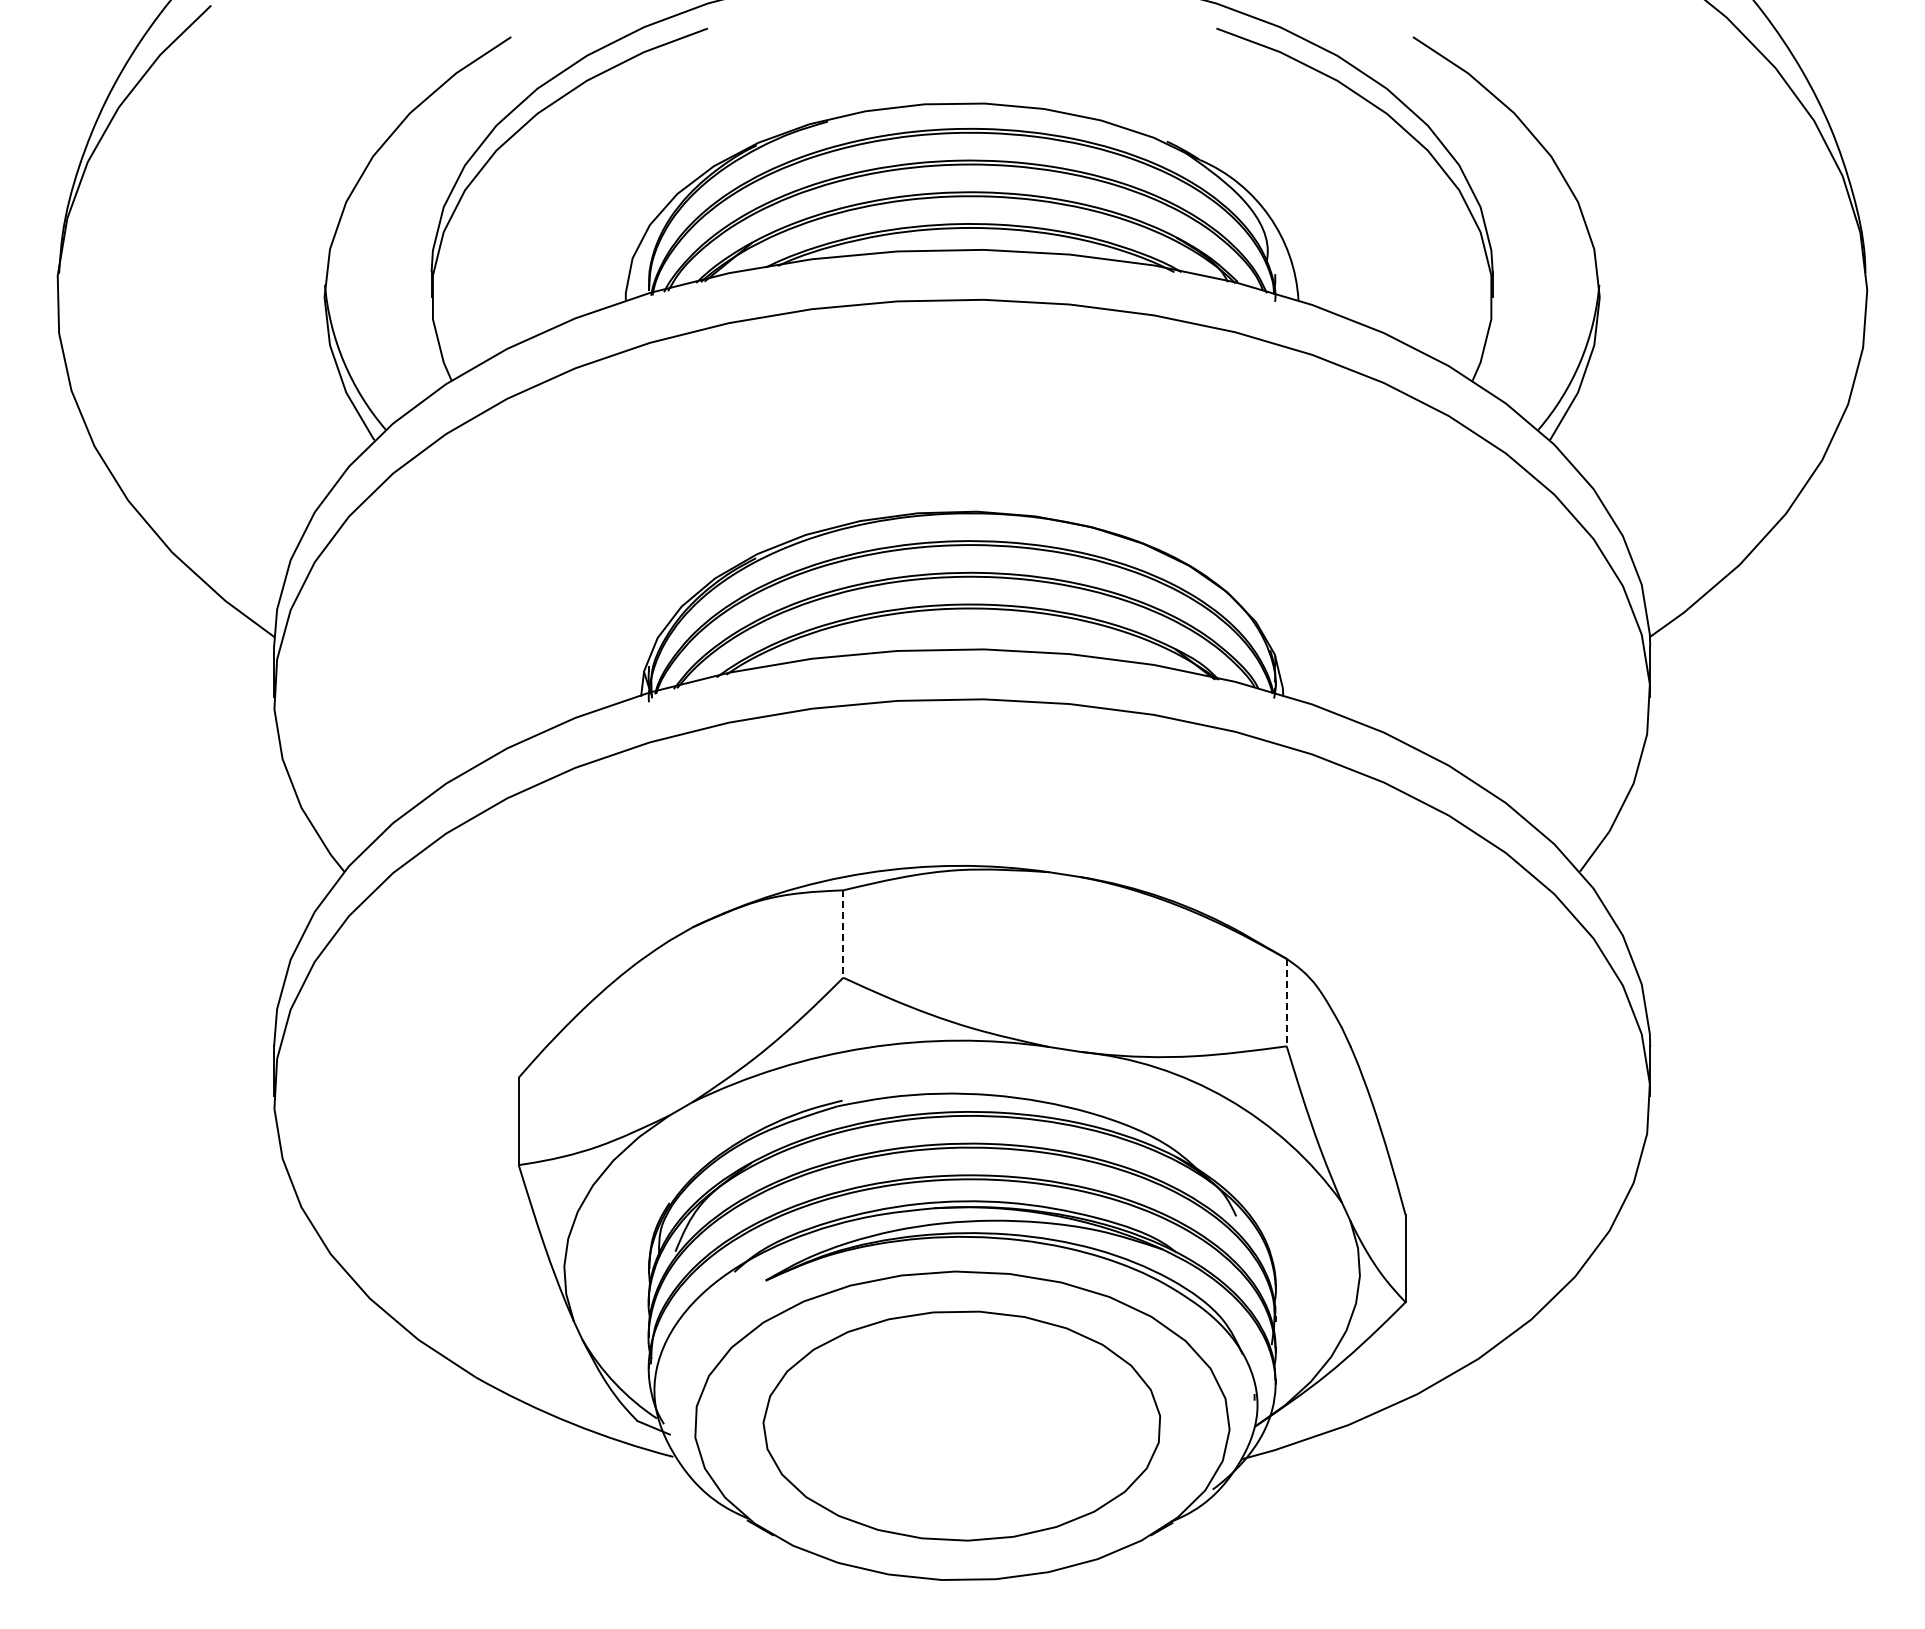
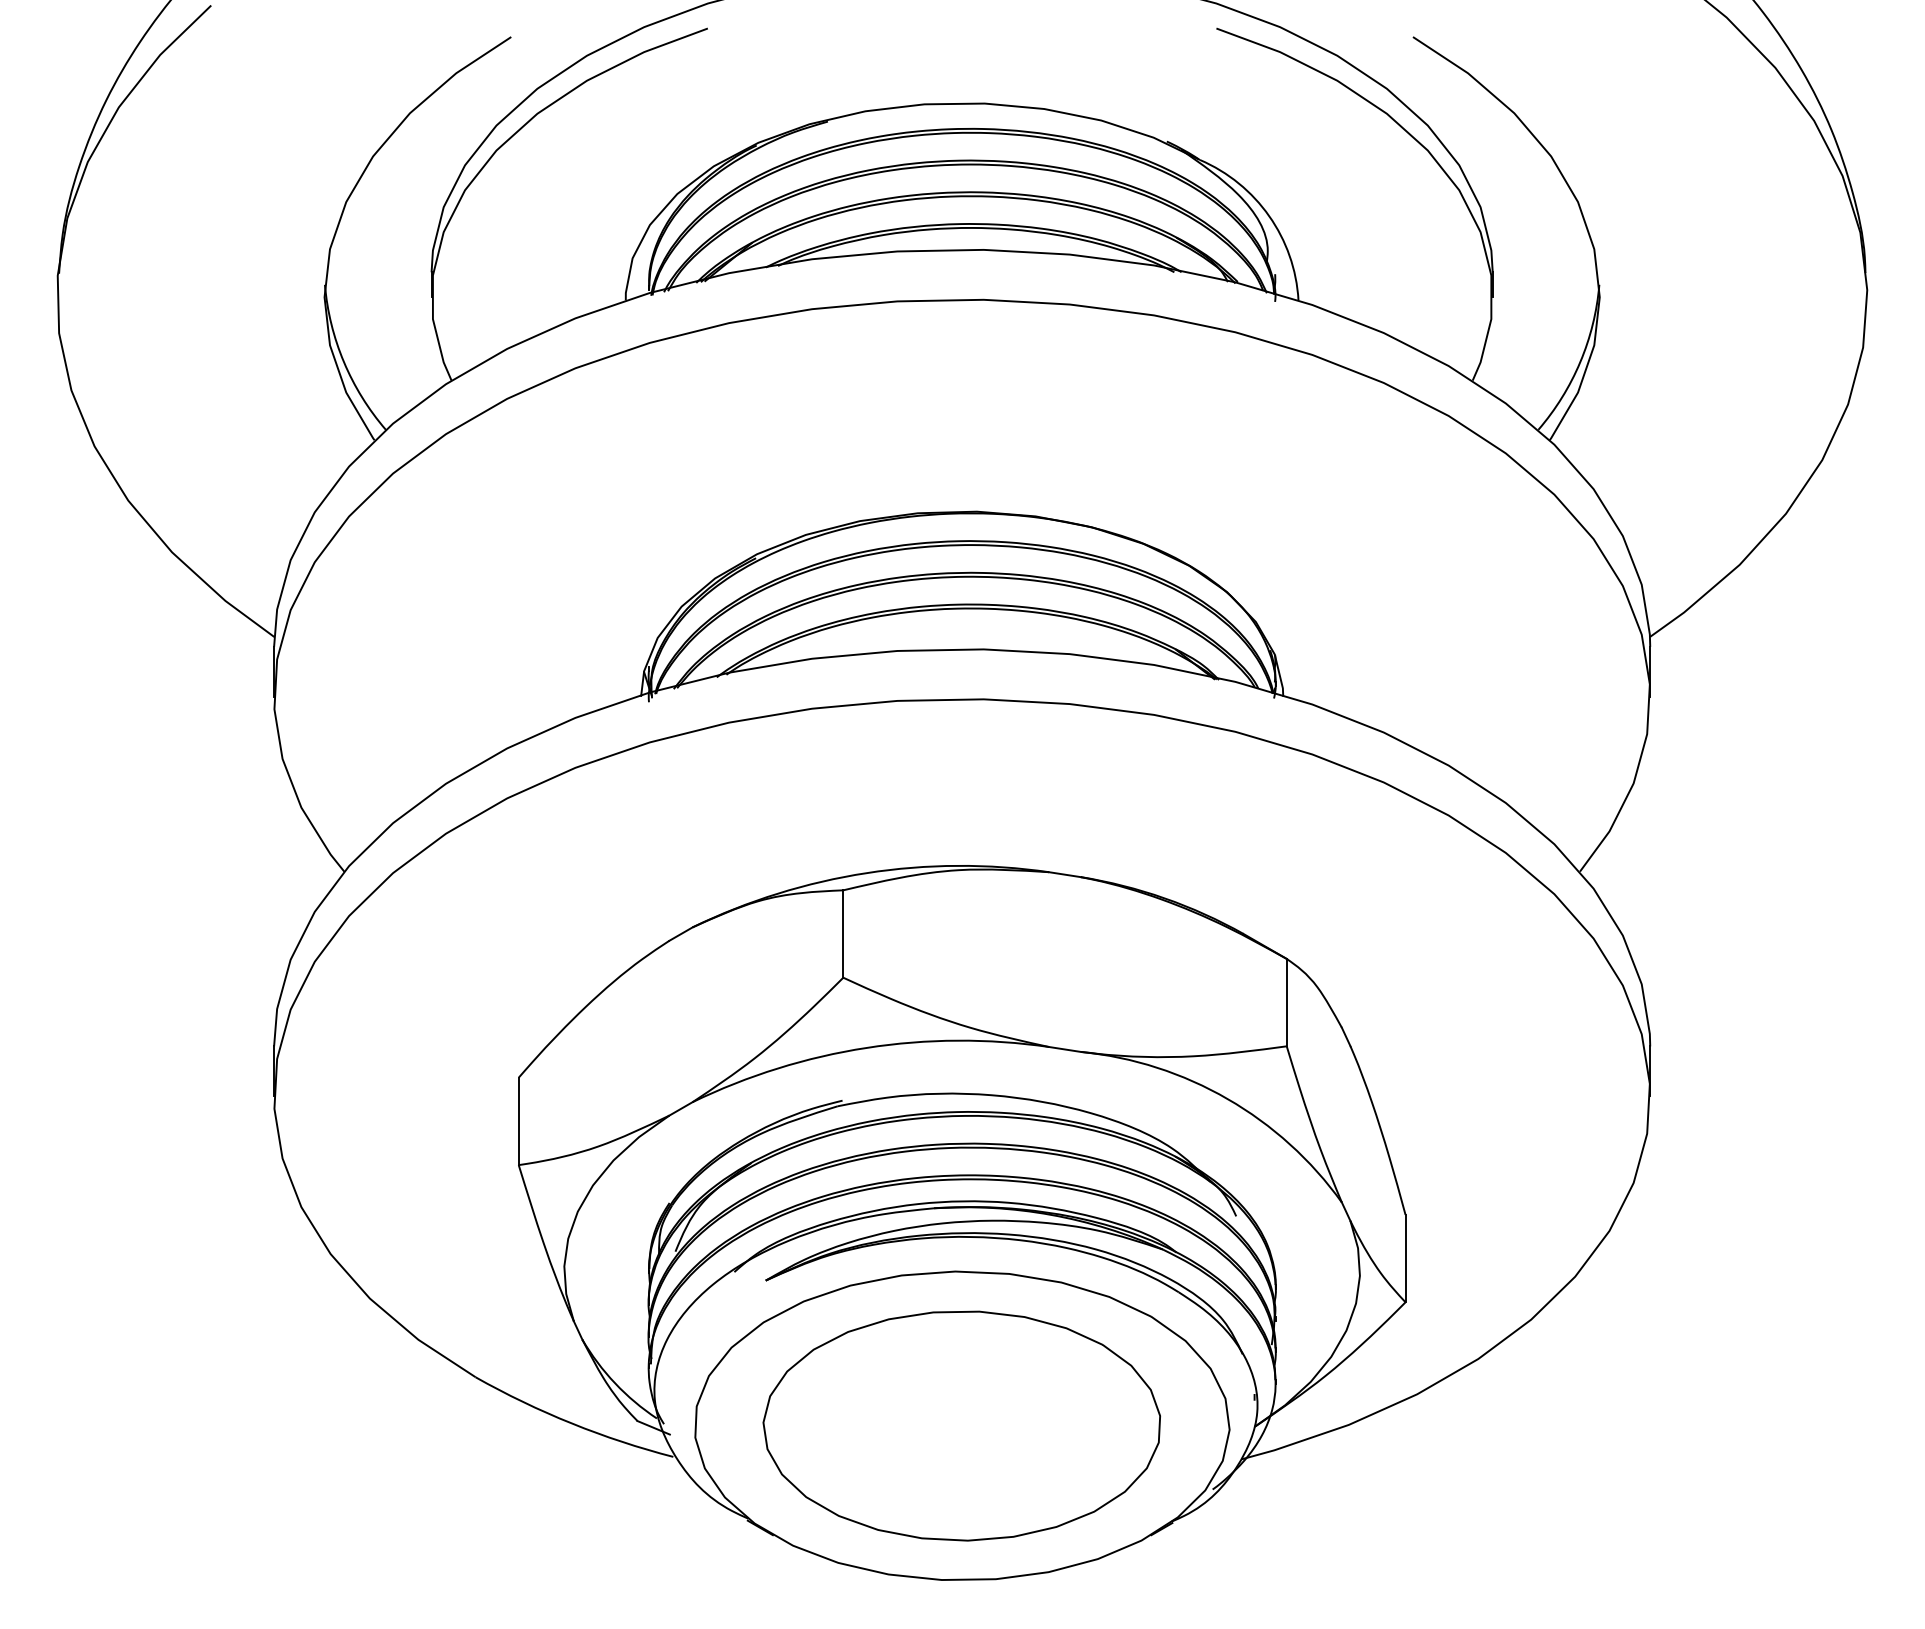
line: dashed -> solid (843, 934)
line: dashed -> solid (1286, 1002)
